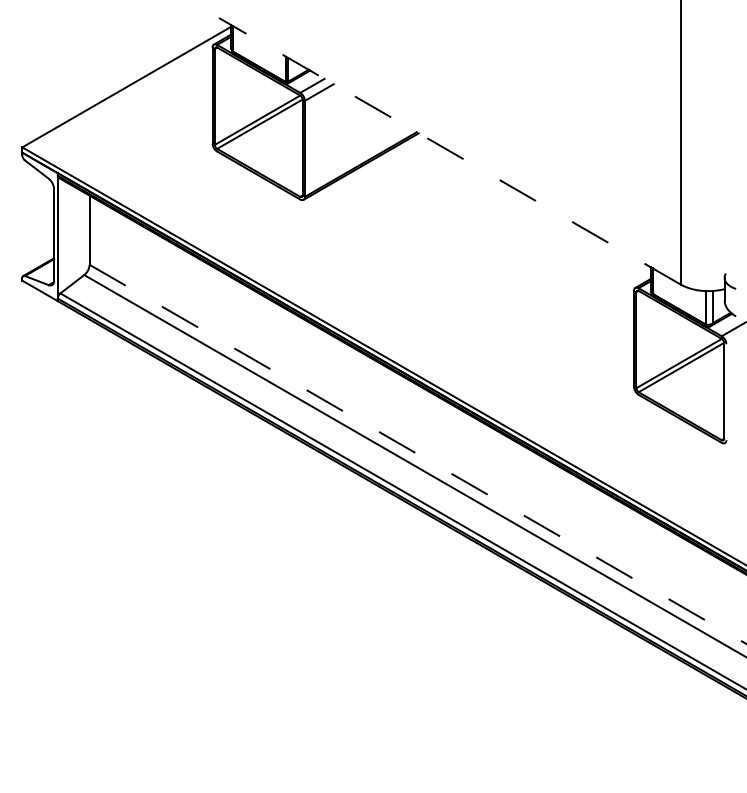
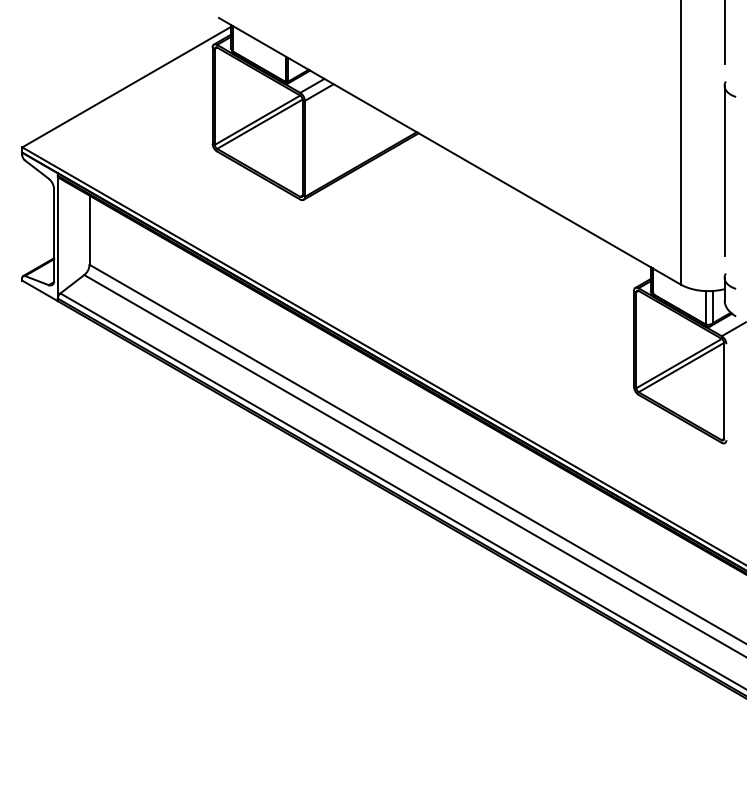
line: none -> present (724, 33)
line: dashed -> solid (449, 151)
part: none -> present (729, 168)
line: dashed -> solid (418, 454)
